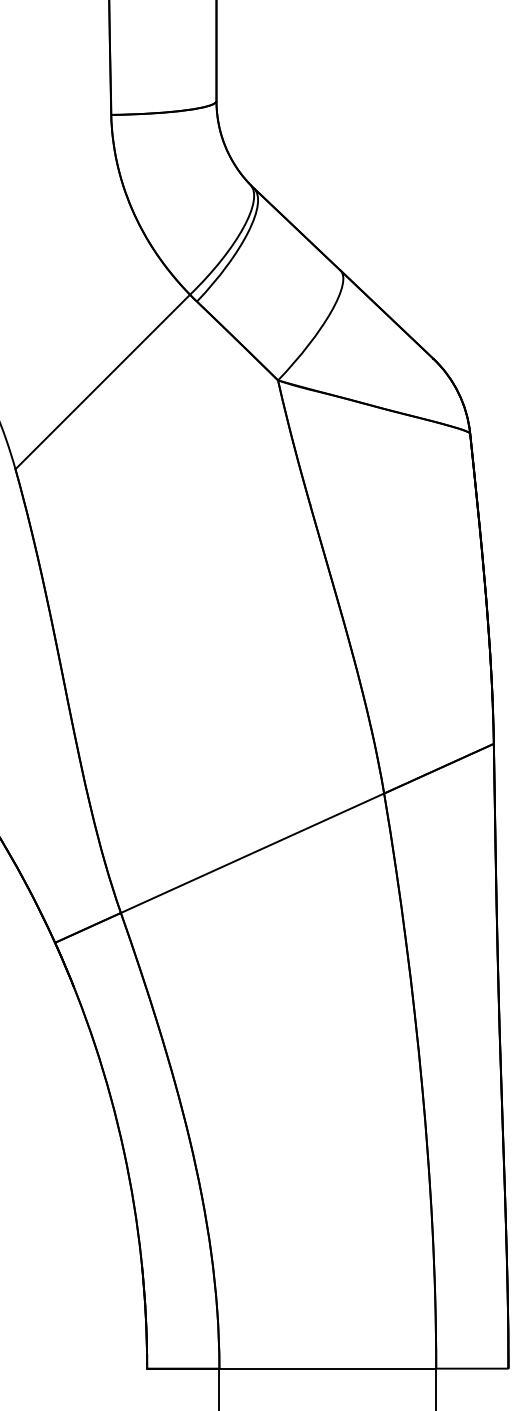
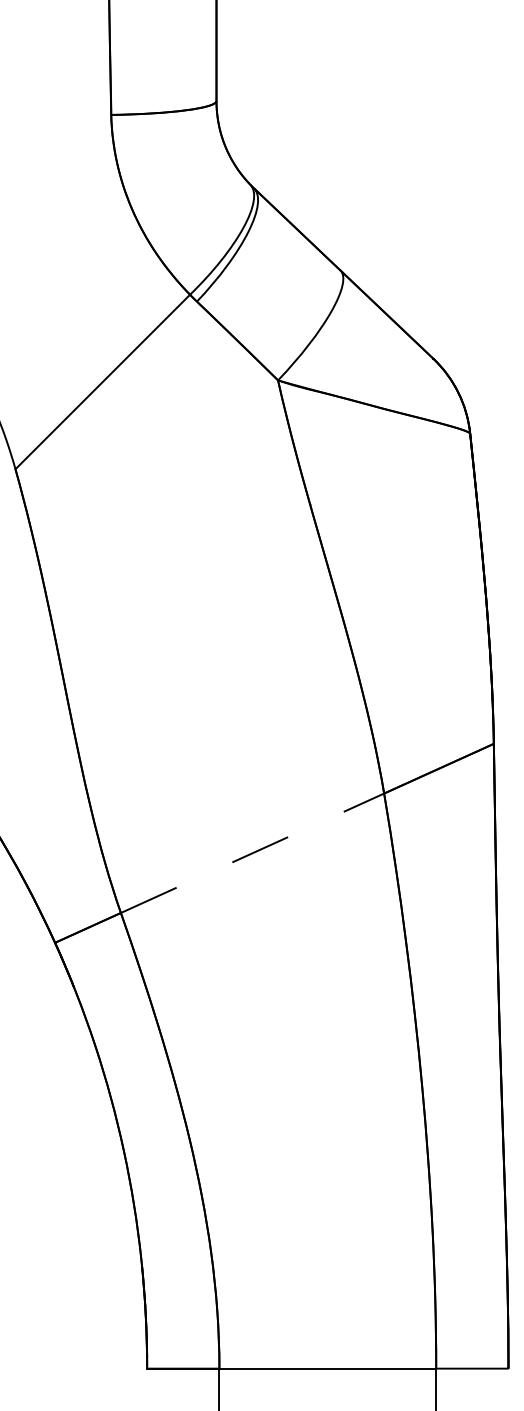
line: solid -> dashed (252, 853)
